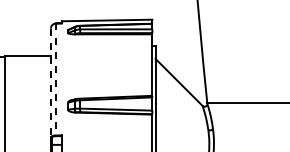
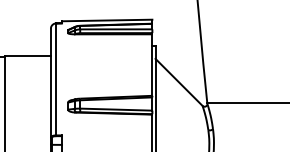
line: dashed -> solid (56, 79)
line: dashed -> solid (50, 83)
